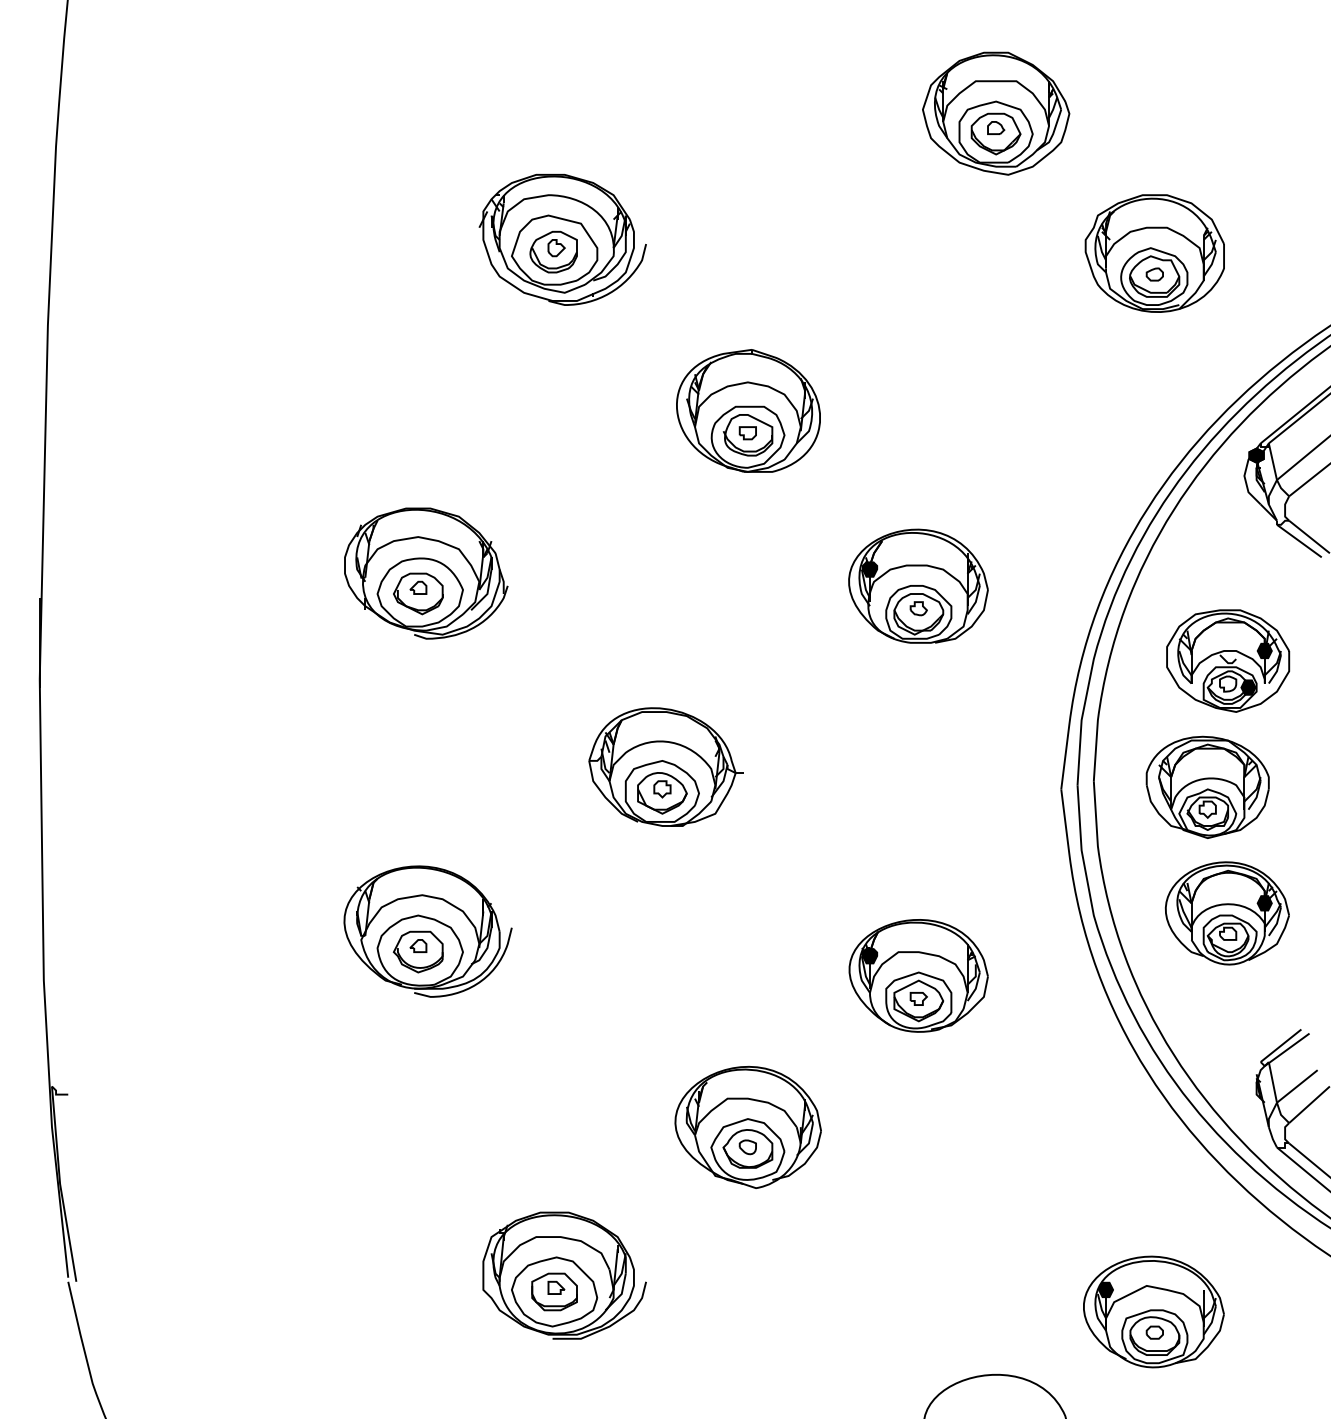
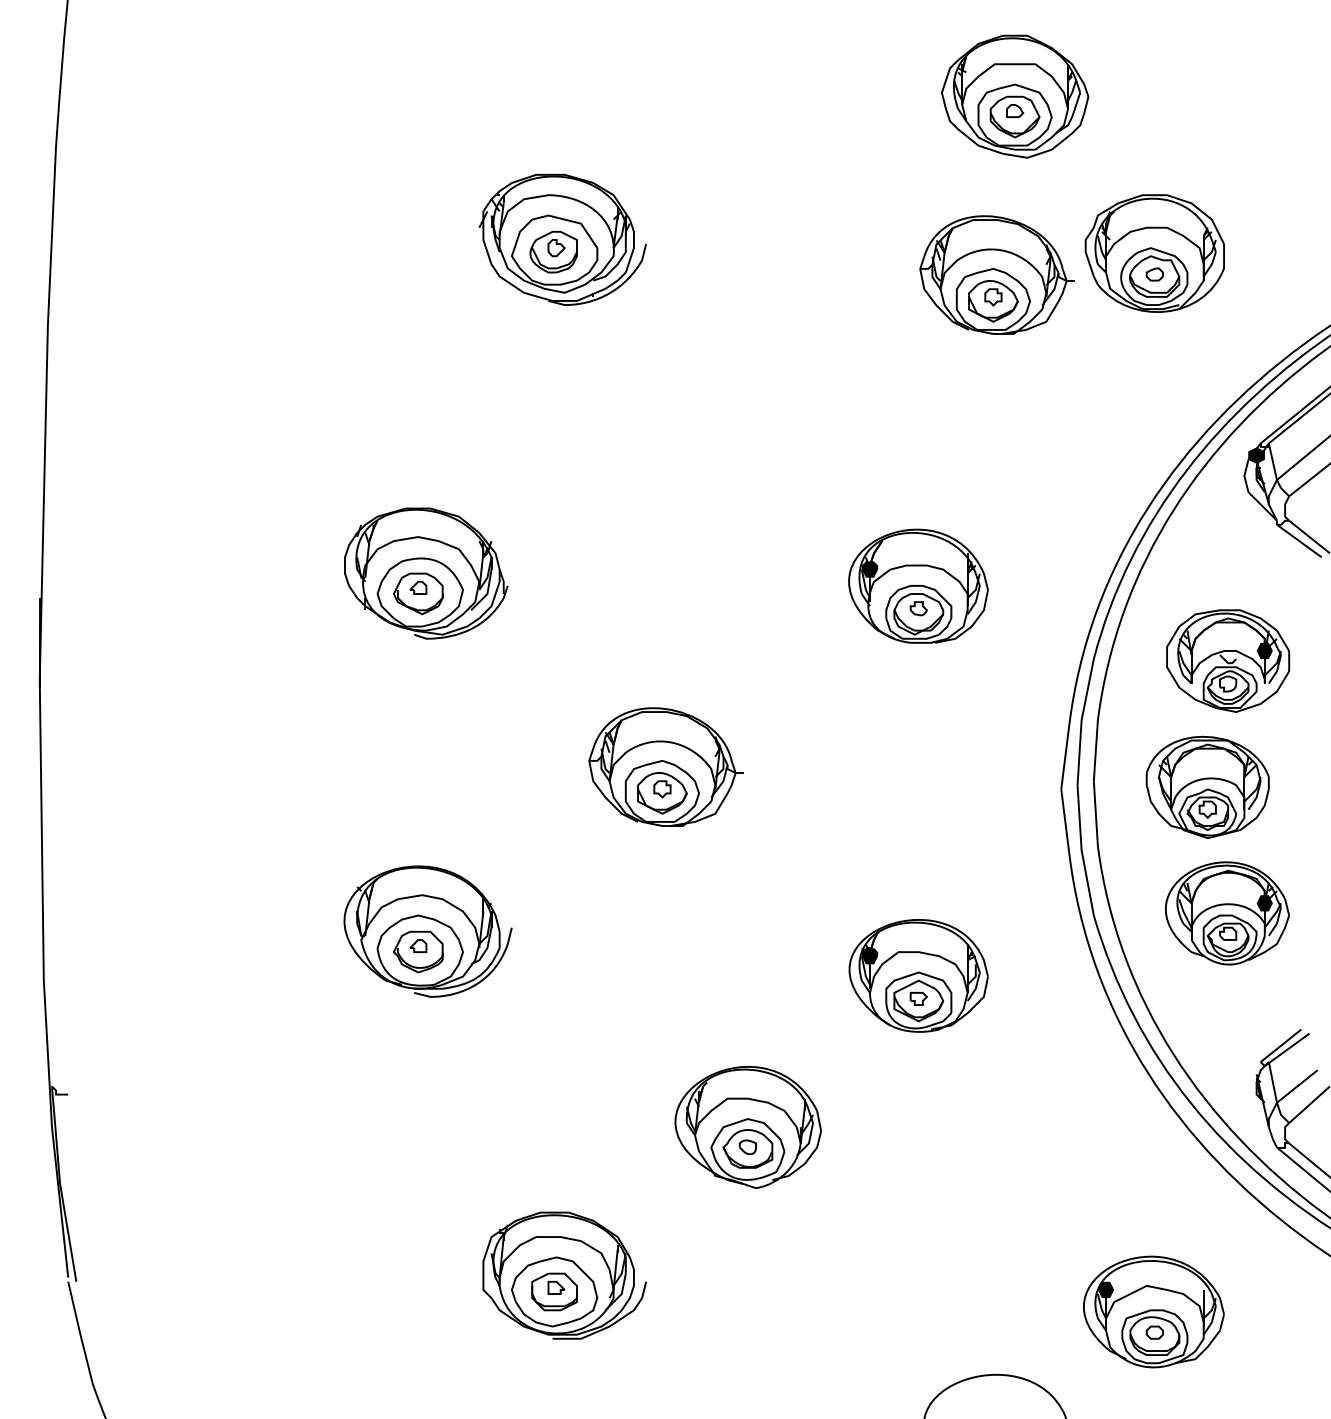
part position: (996, 113) -> (1015, 96) (1015, 96)
part: none -> present (996, 274)
part: present -> none (748, 410)
fill: present -> none (1248, 687)
